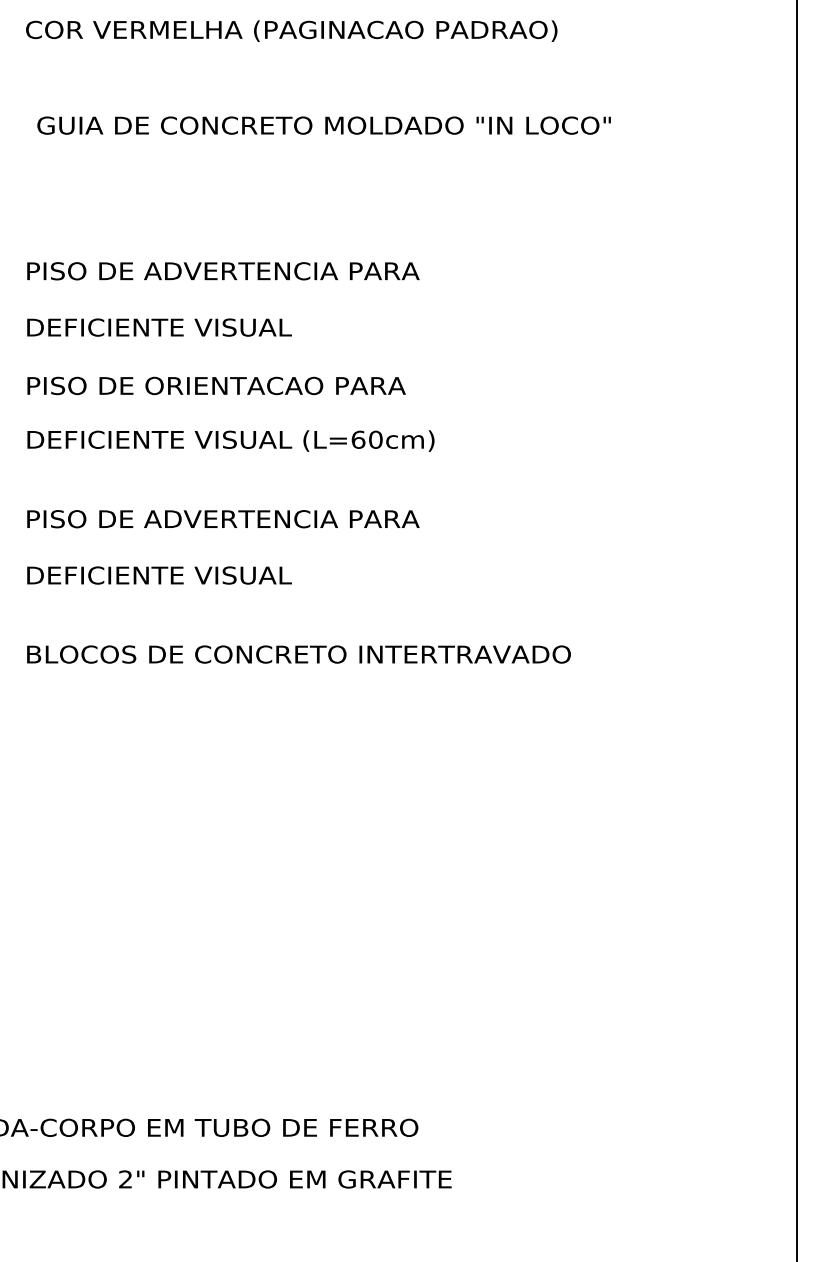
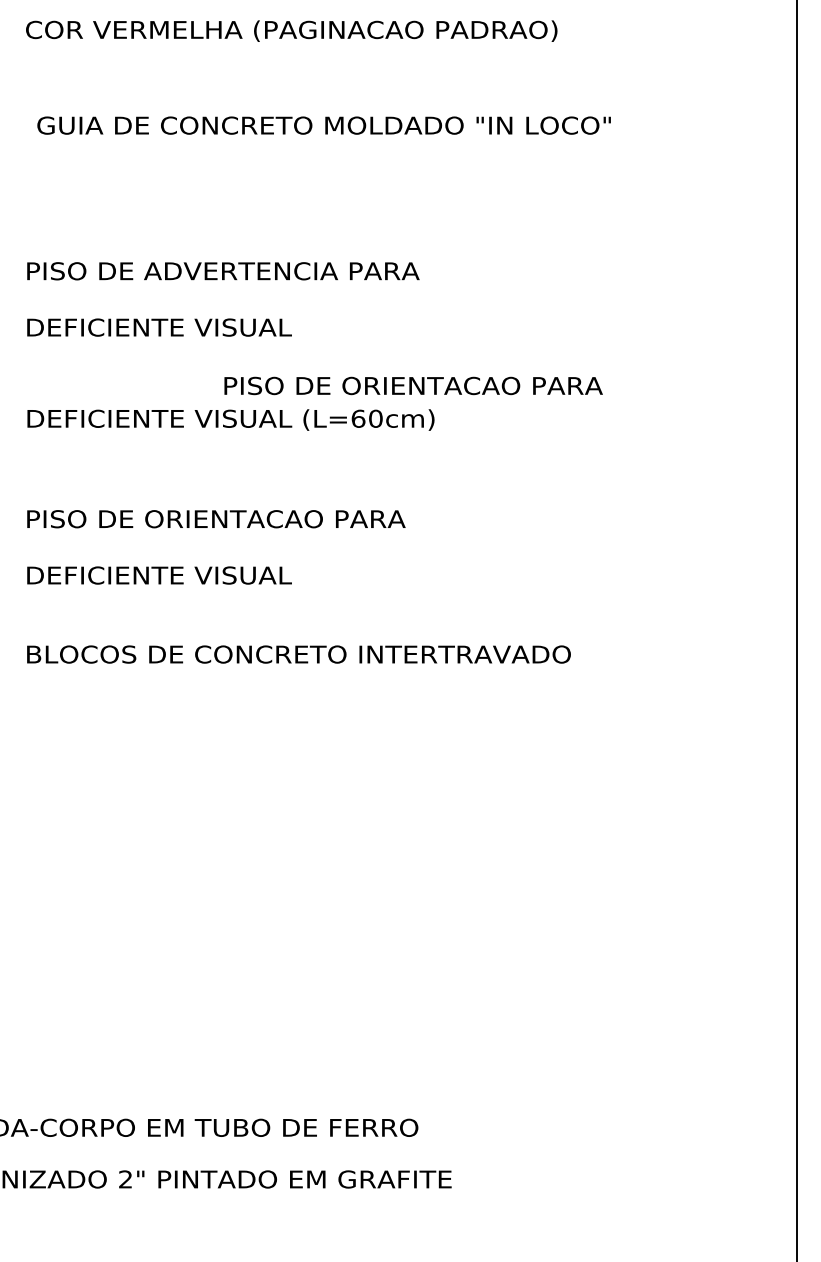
text position: (216, 385) -> (413, 385) (413, 385)
text position: (230, 440) -> (230, 419) (230, 419)
text: PISO DE ADVERTENCIA PARA -> PISO DE ORIENTACAO PARA (281, 519)
